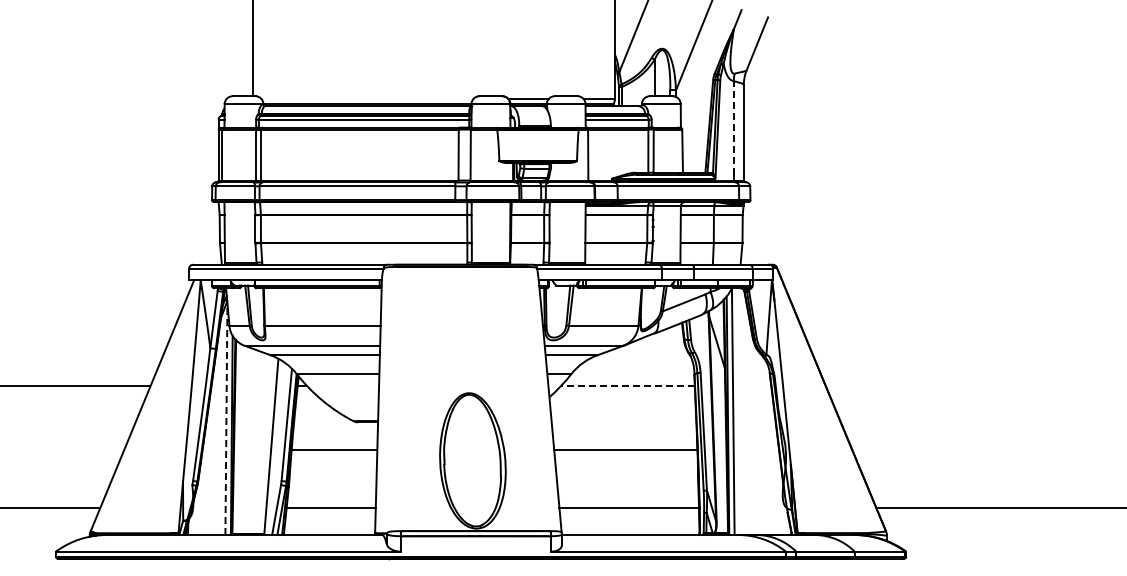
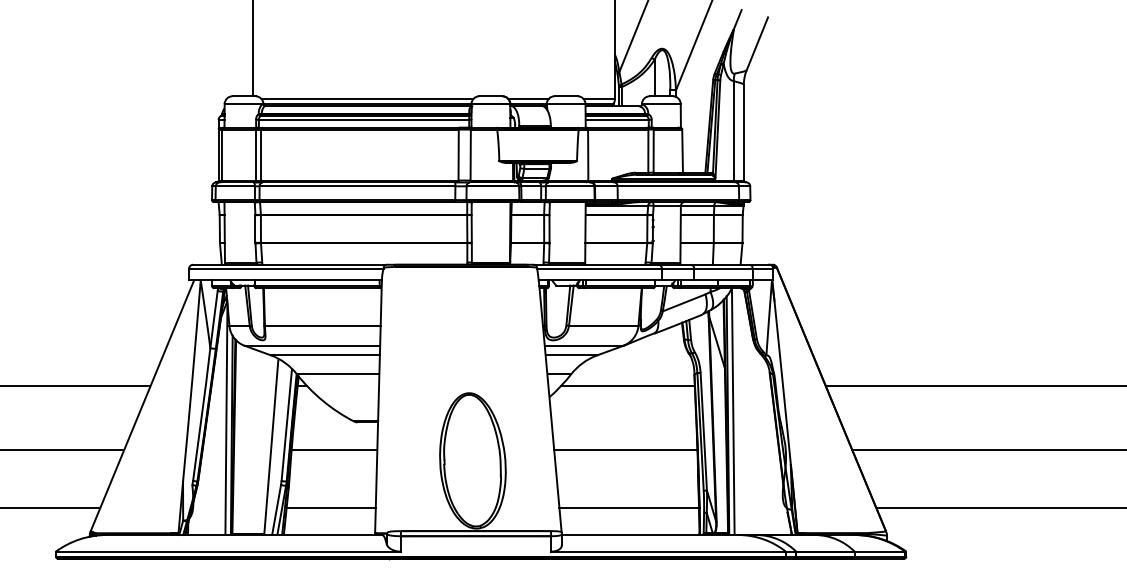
line: none -> present (367, 99)
line: dashed -> solid (733, 127)
line: dashed -> solid (627, 386)
line: none -> present (974, 386)
line: dashed -> solid (226, 419)
line: none -> present (63, 450)
line: none -> present (987, 450)
